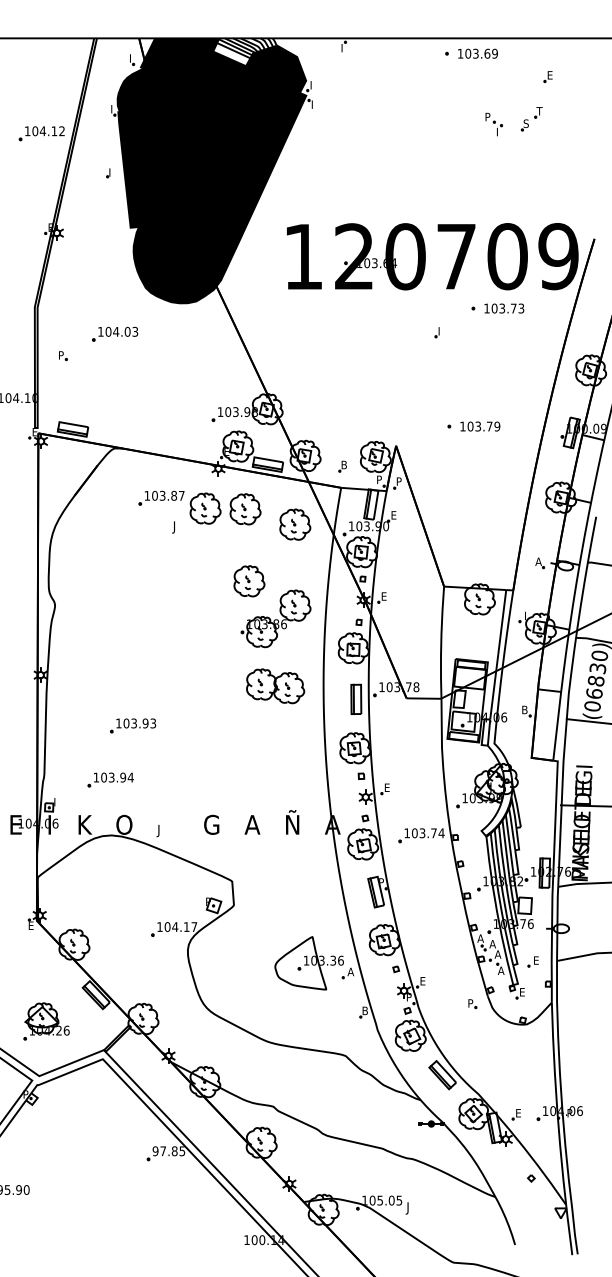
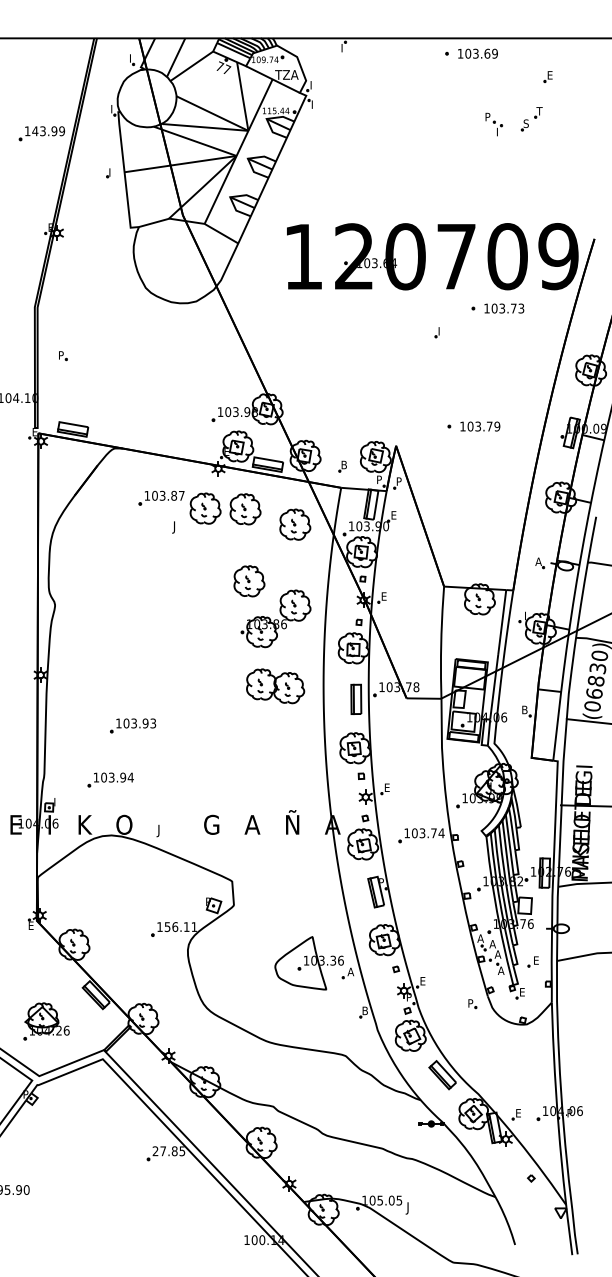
text: 104.12 -> 143.99 (48, 131)
fill: present -> none (211, 170)
part: present -> none (115, 333)
text: 104.17 -> 156.11 (180, 927)
text: 97.85 -> 27.85 (155, 1151)
